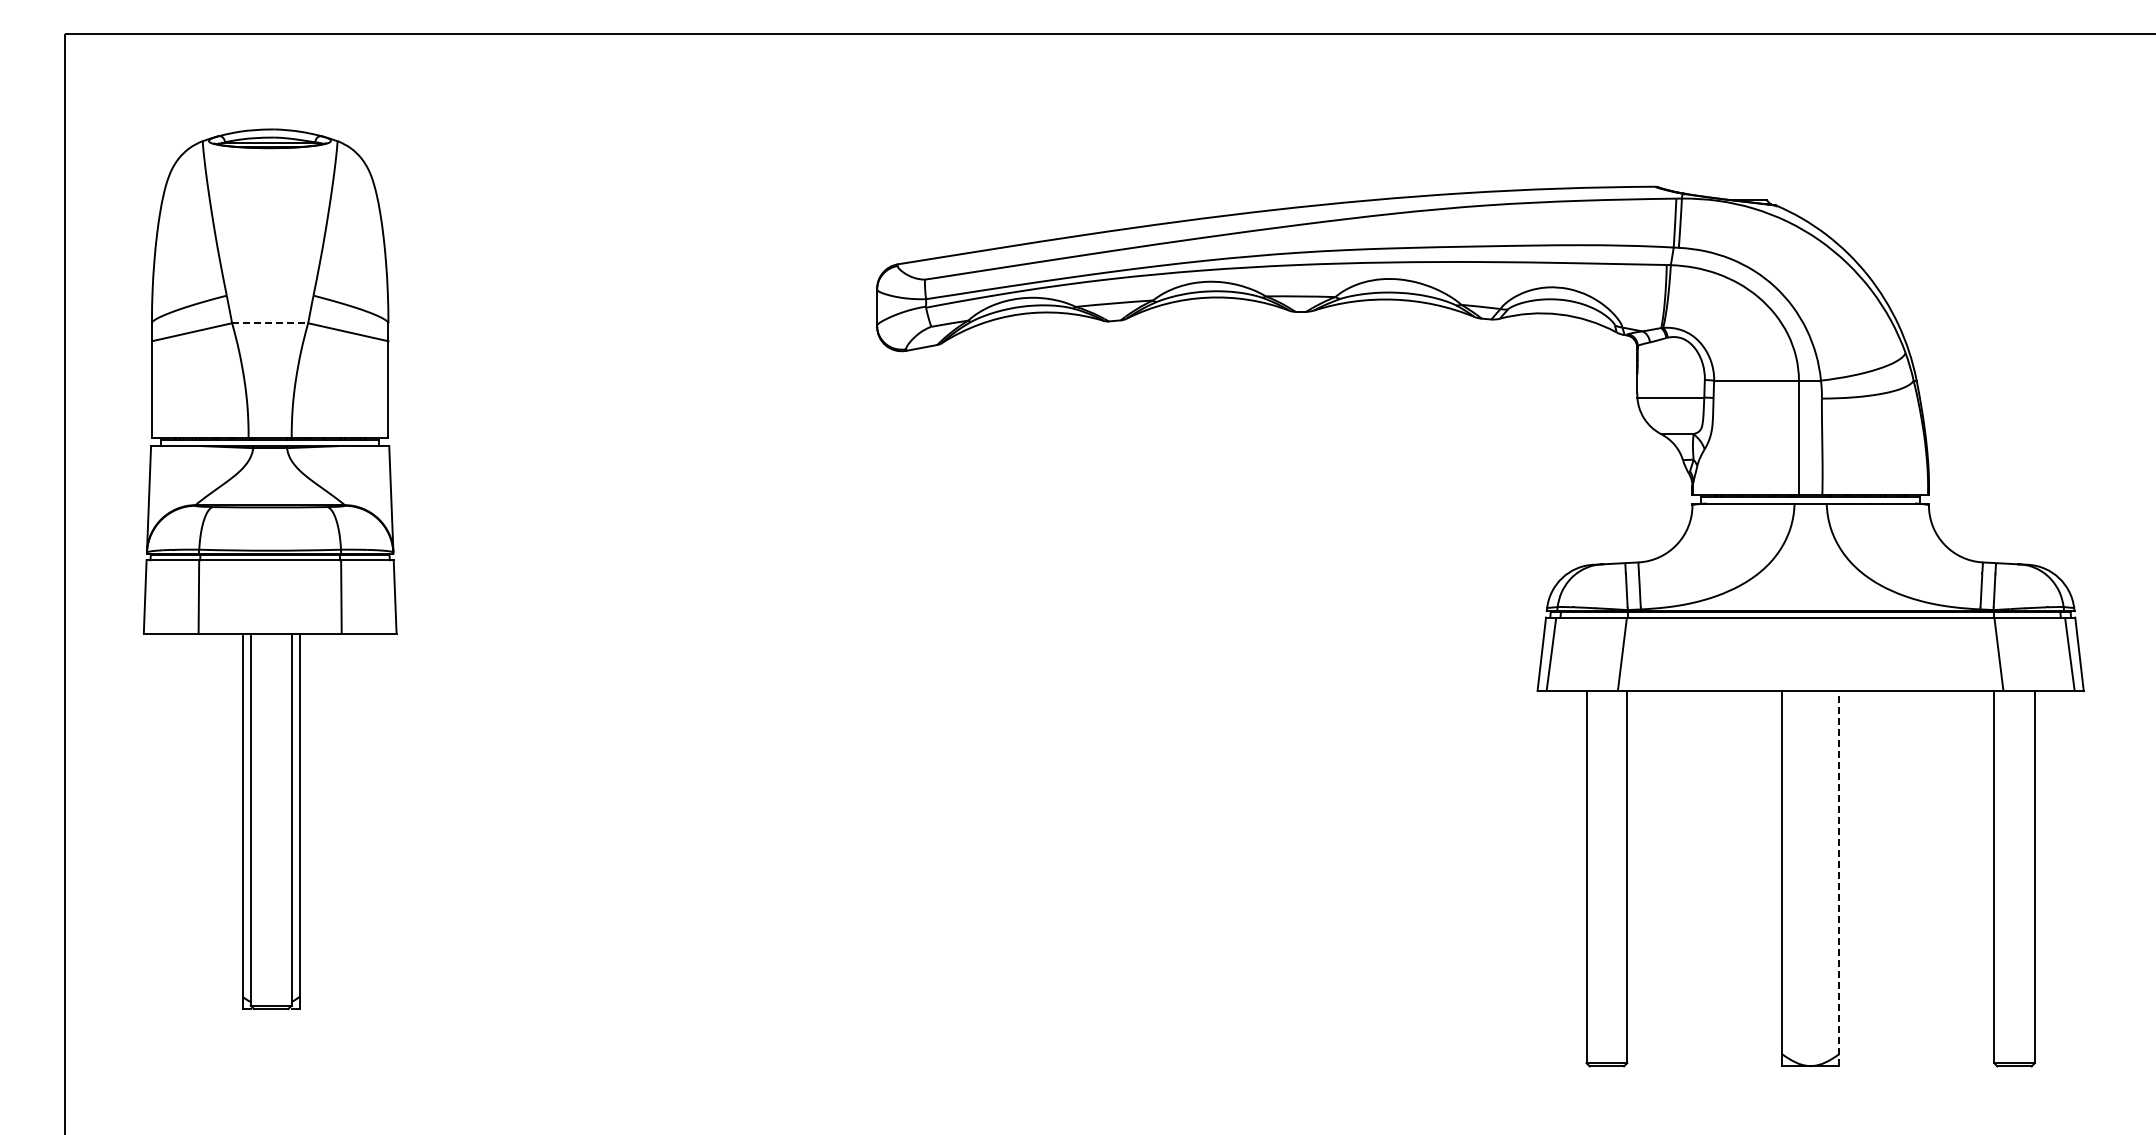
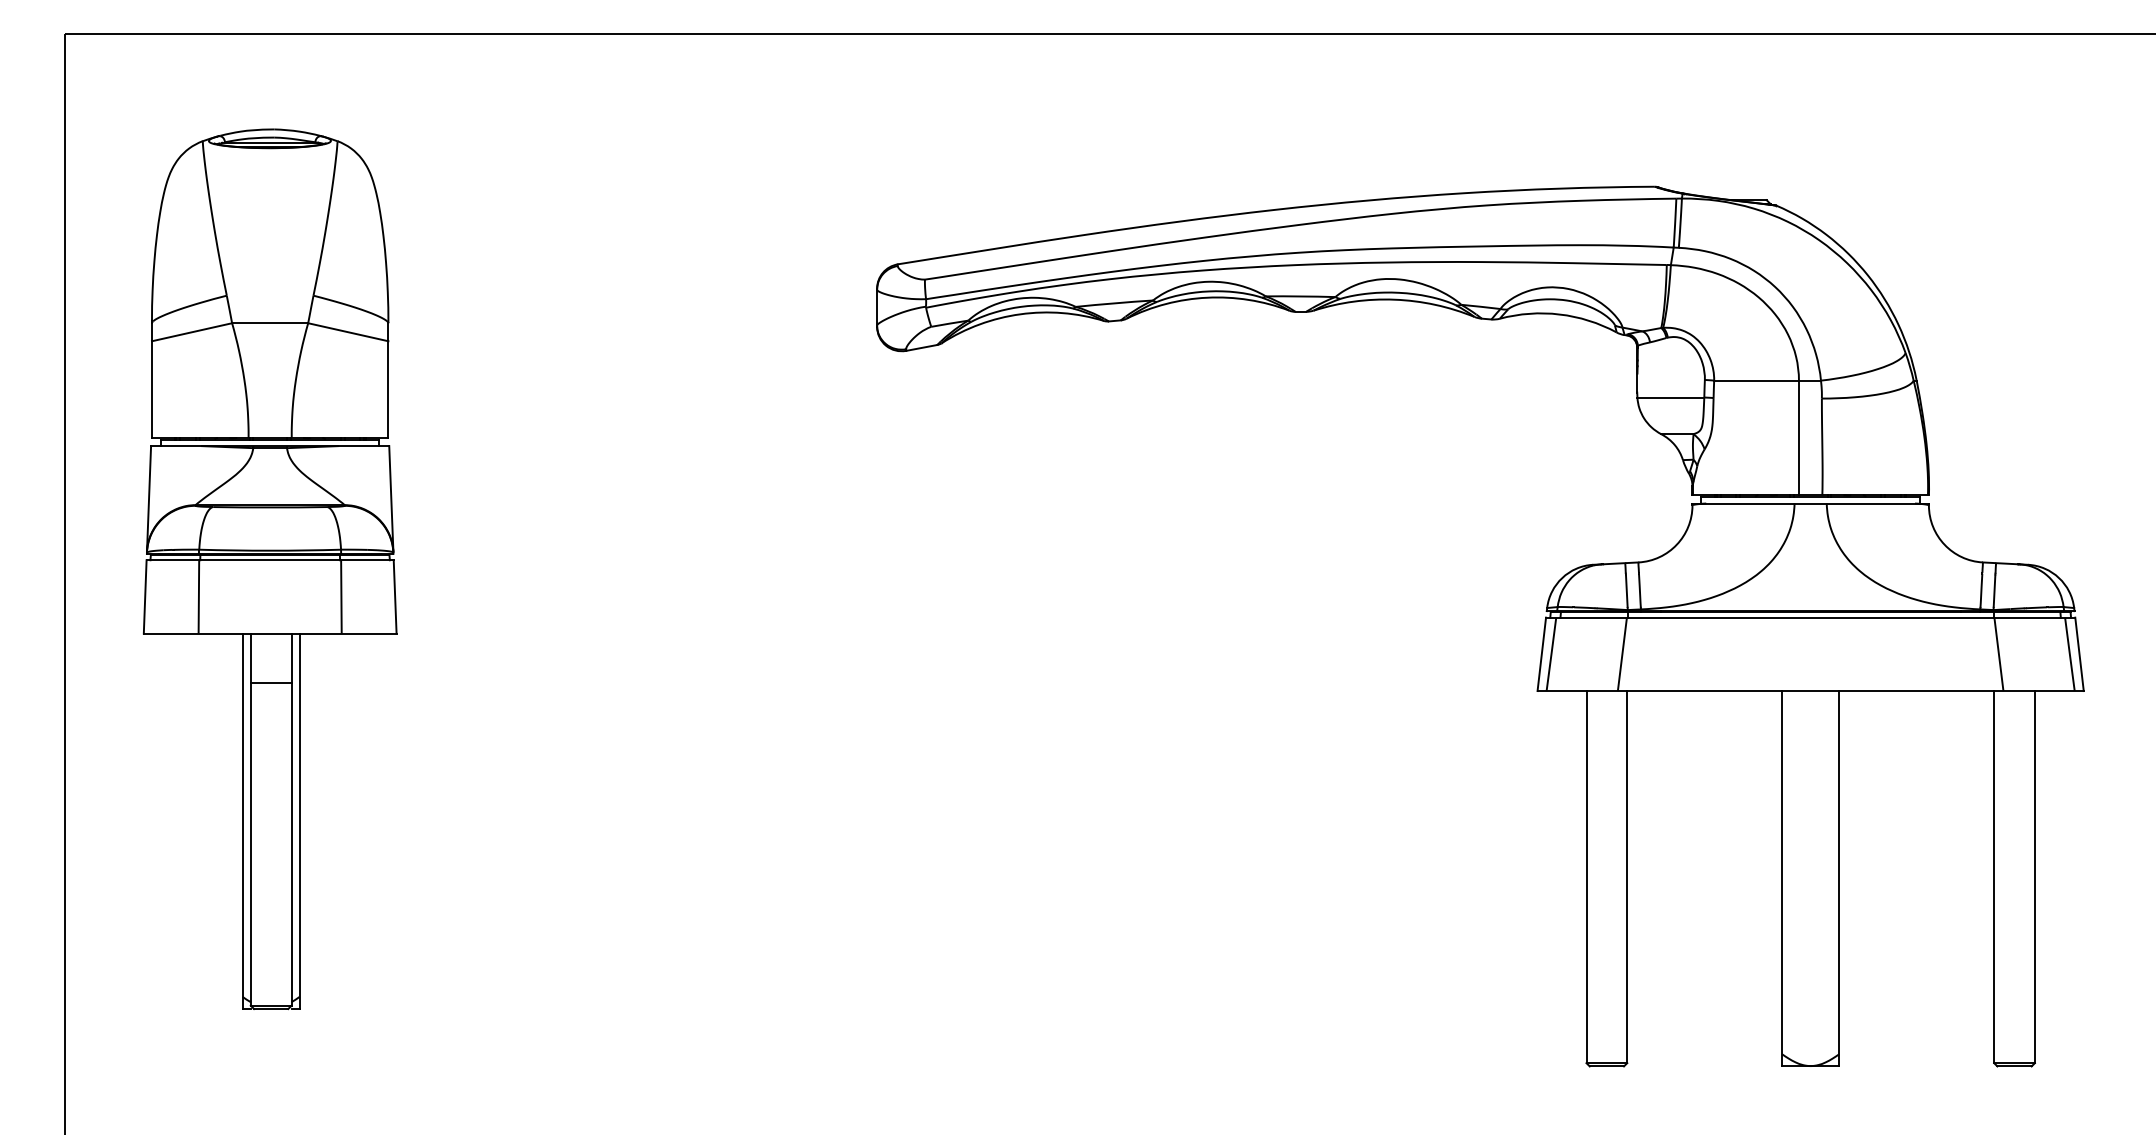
line: dashed -> solid (270, 323)
line: none -> present (270, 682)
line: dashed -> solid (1839, 878)
